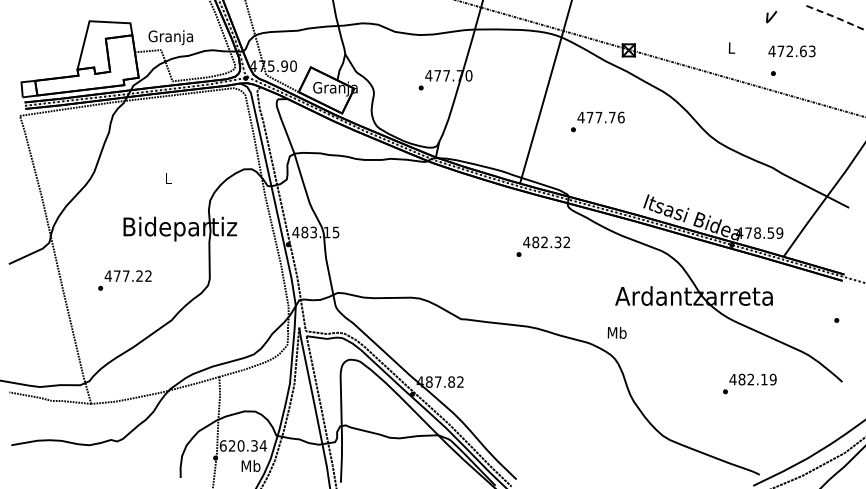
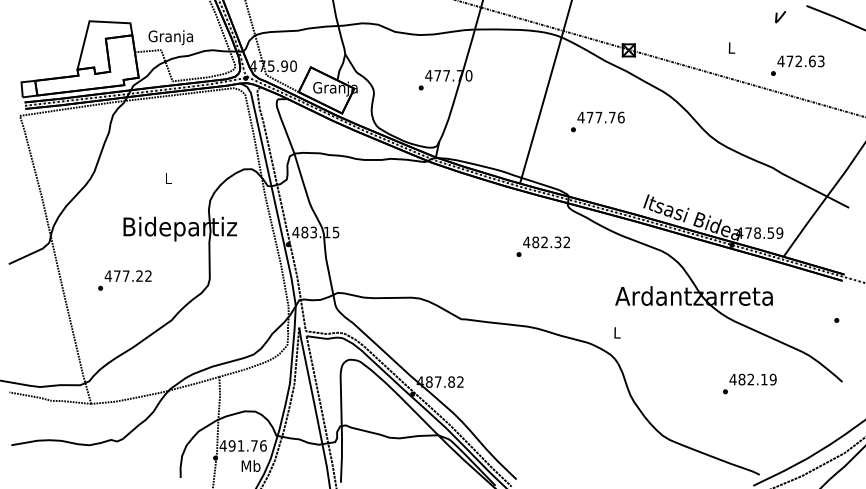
curve position: (771, 17) -> (780, 17) (780, 17)
line: dashed -> solid (835, 17)
text position: (791, 51) -> (800, 61) (800, 61)
text: Mb -> L (616, 332)
text: 620.34 -> 491.76 (243, 445)
